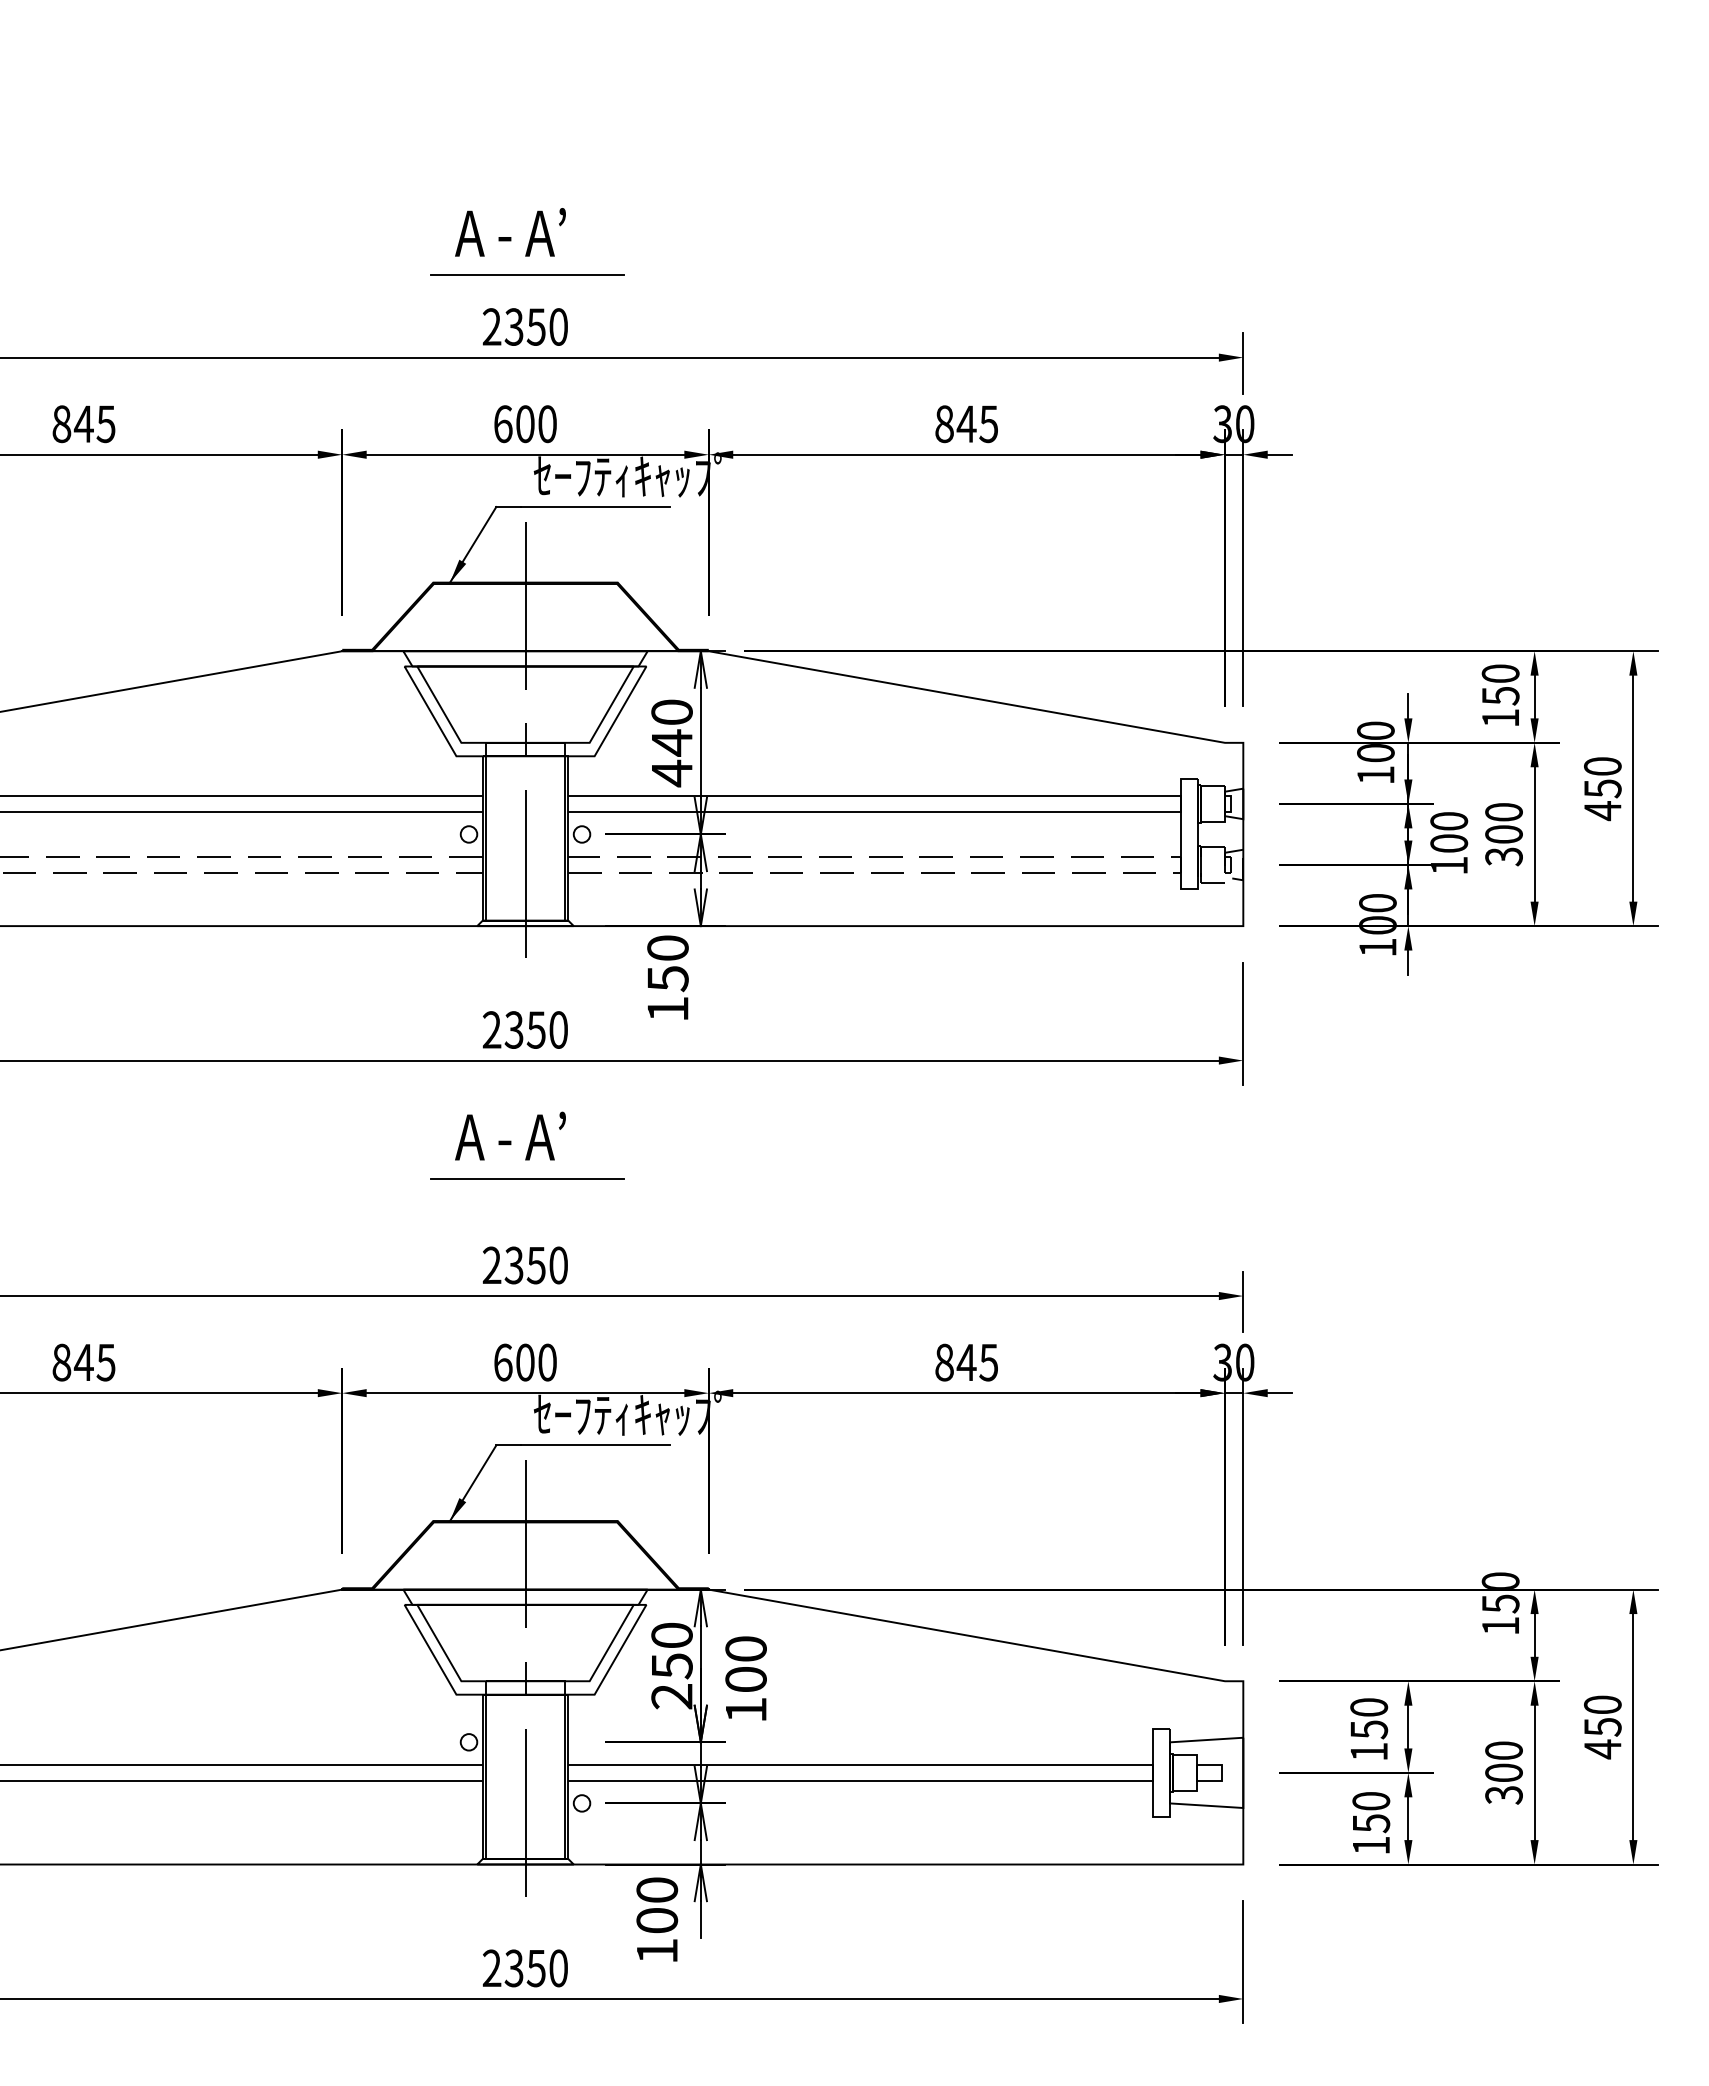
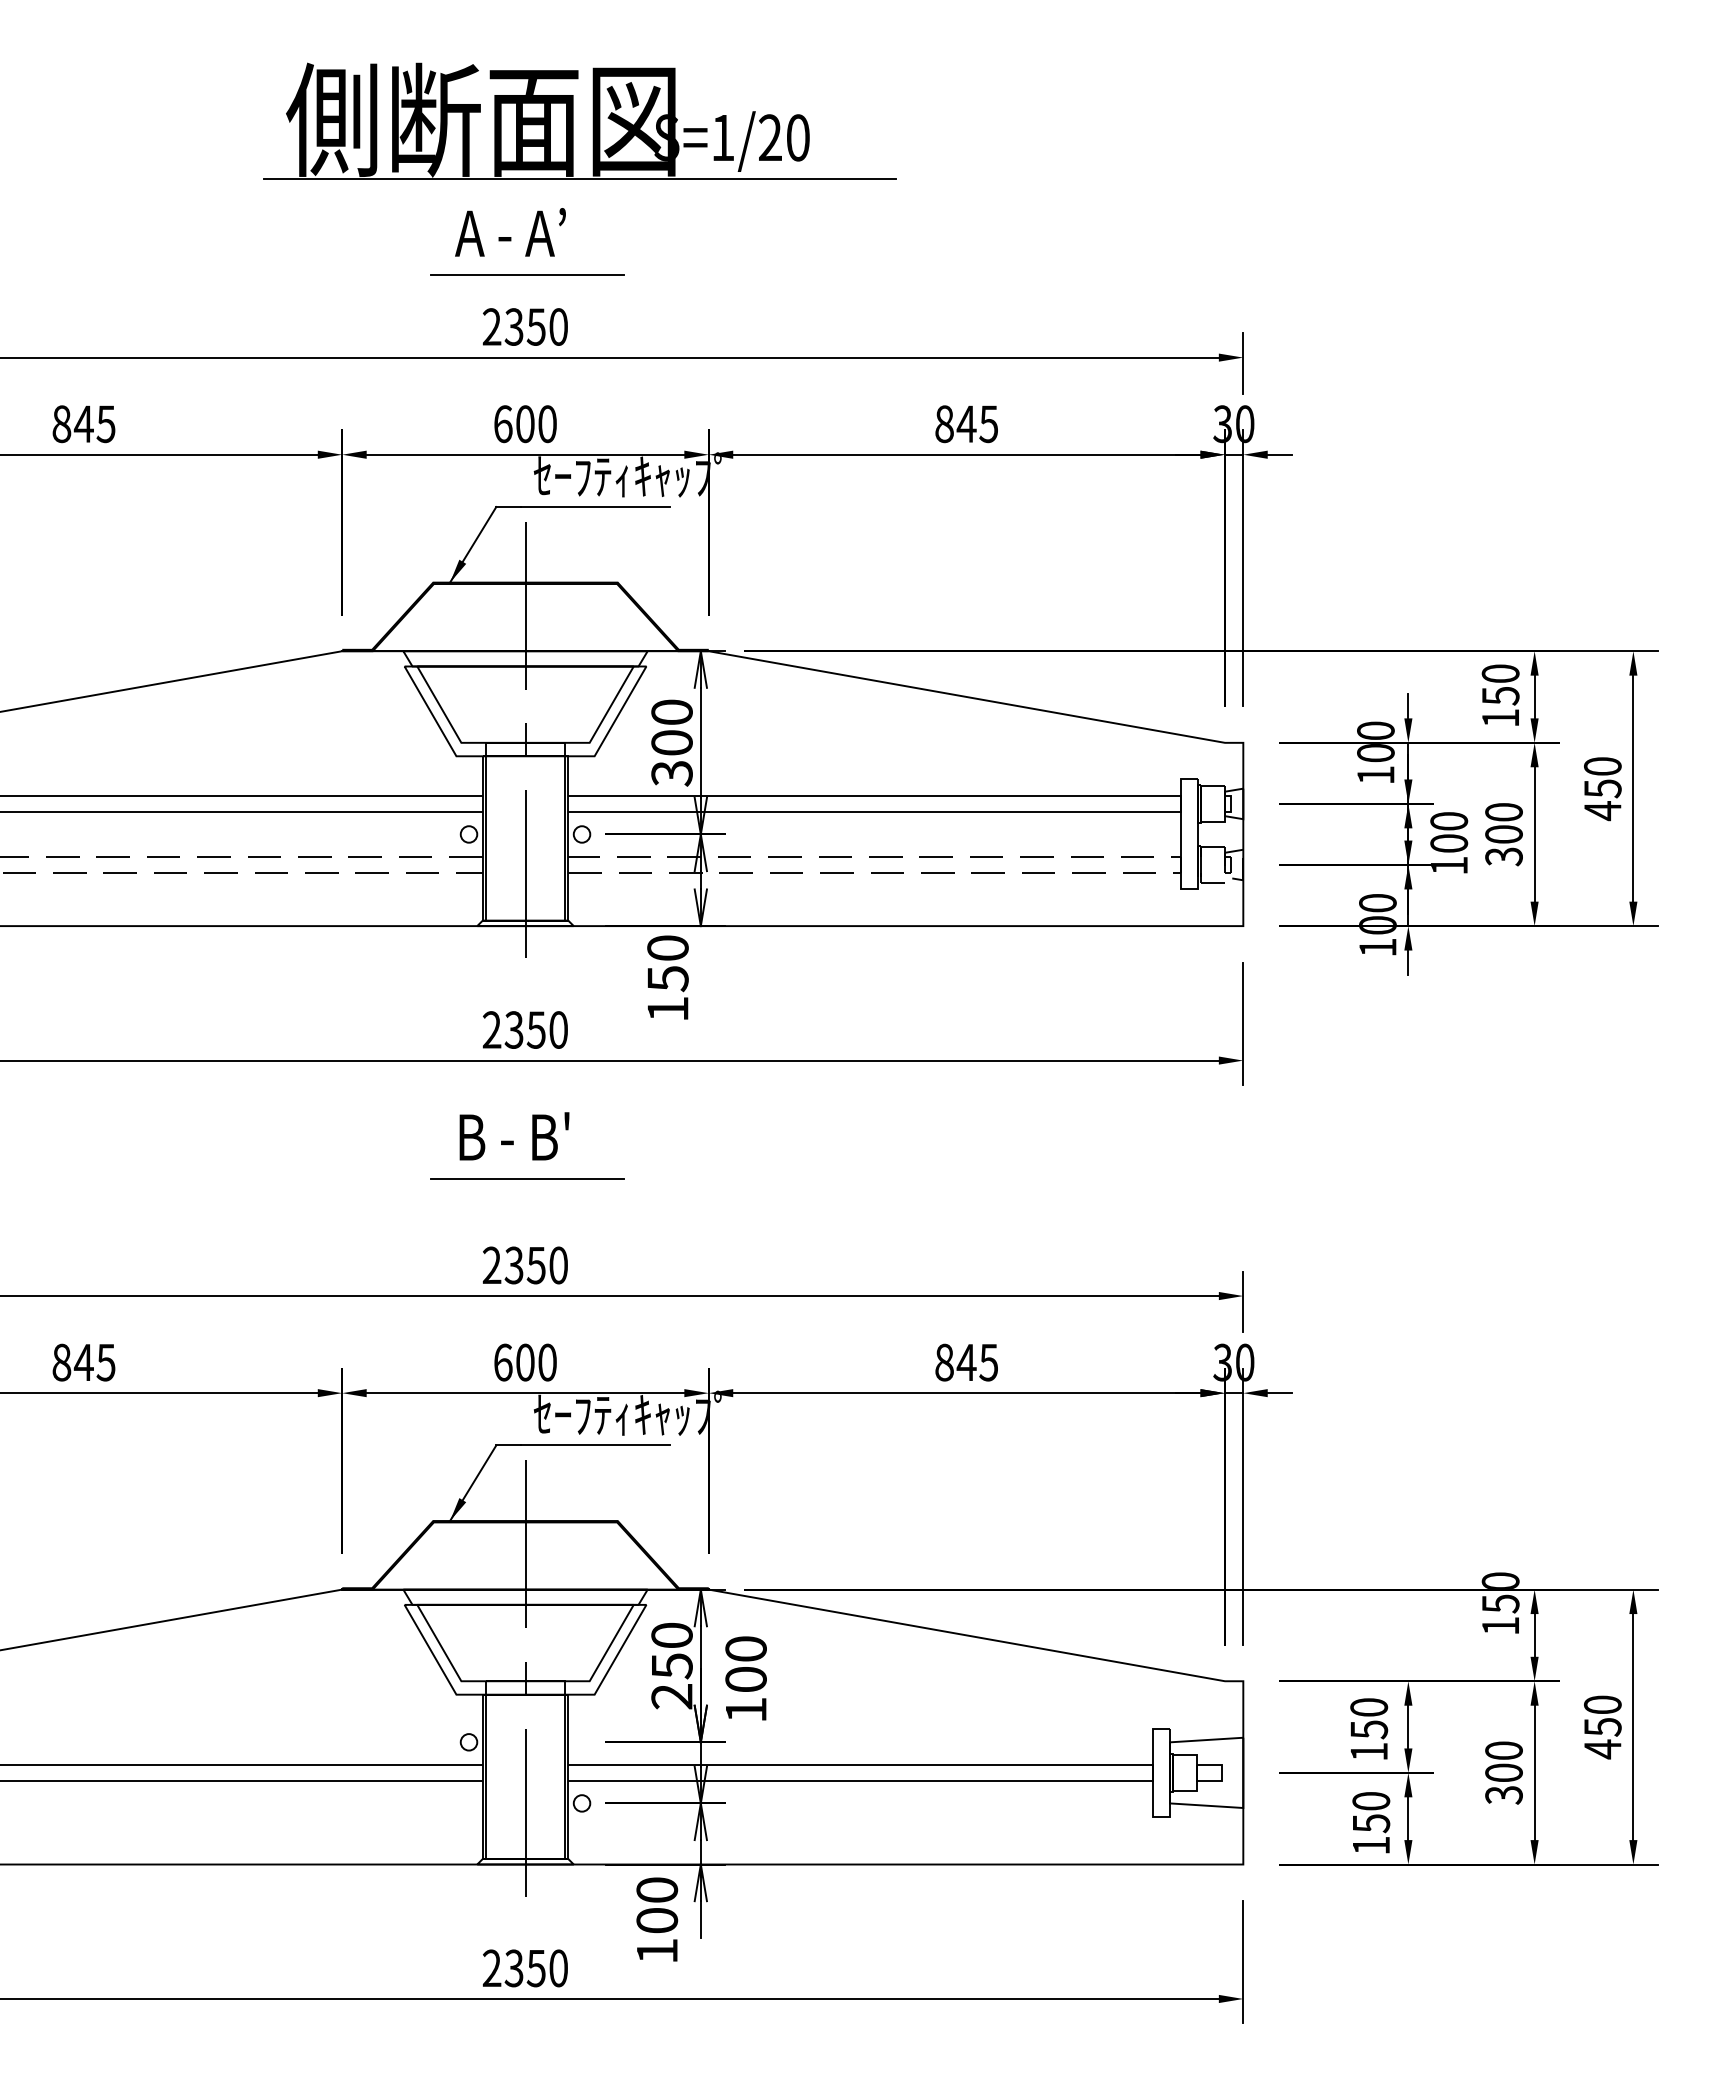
part: none -> present (579, 120)
text: 440 -> 300 (671, 758)
text: A - A’ -> B - B' (512, 1135)
